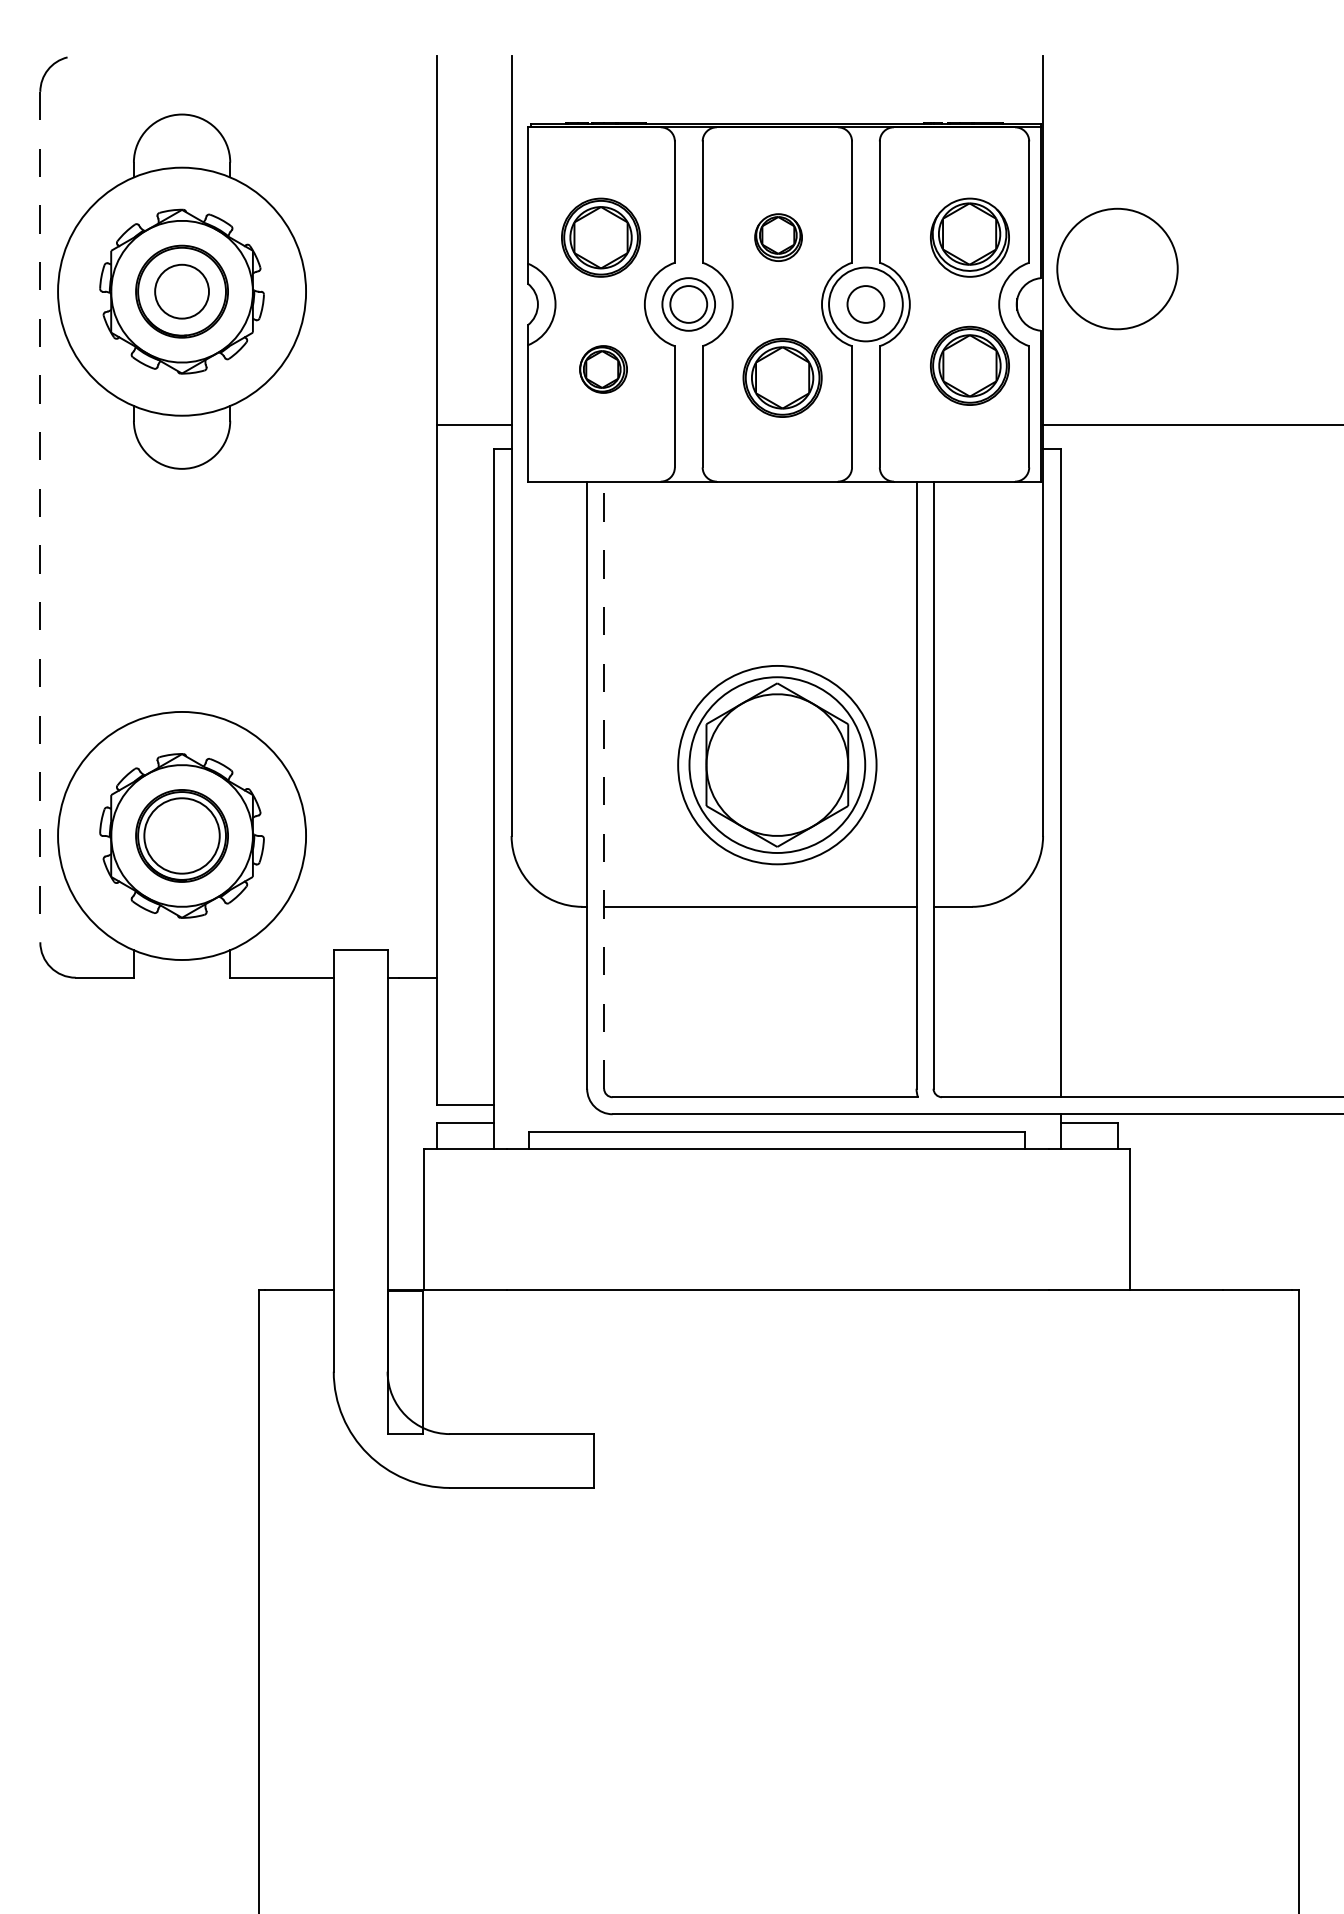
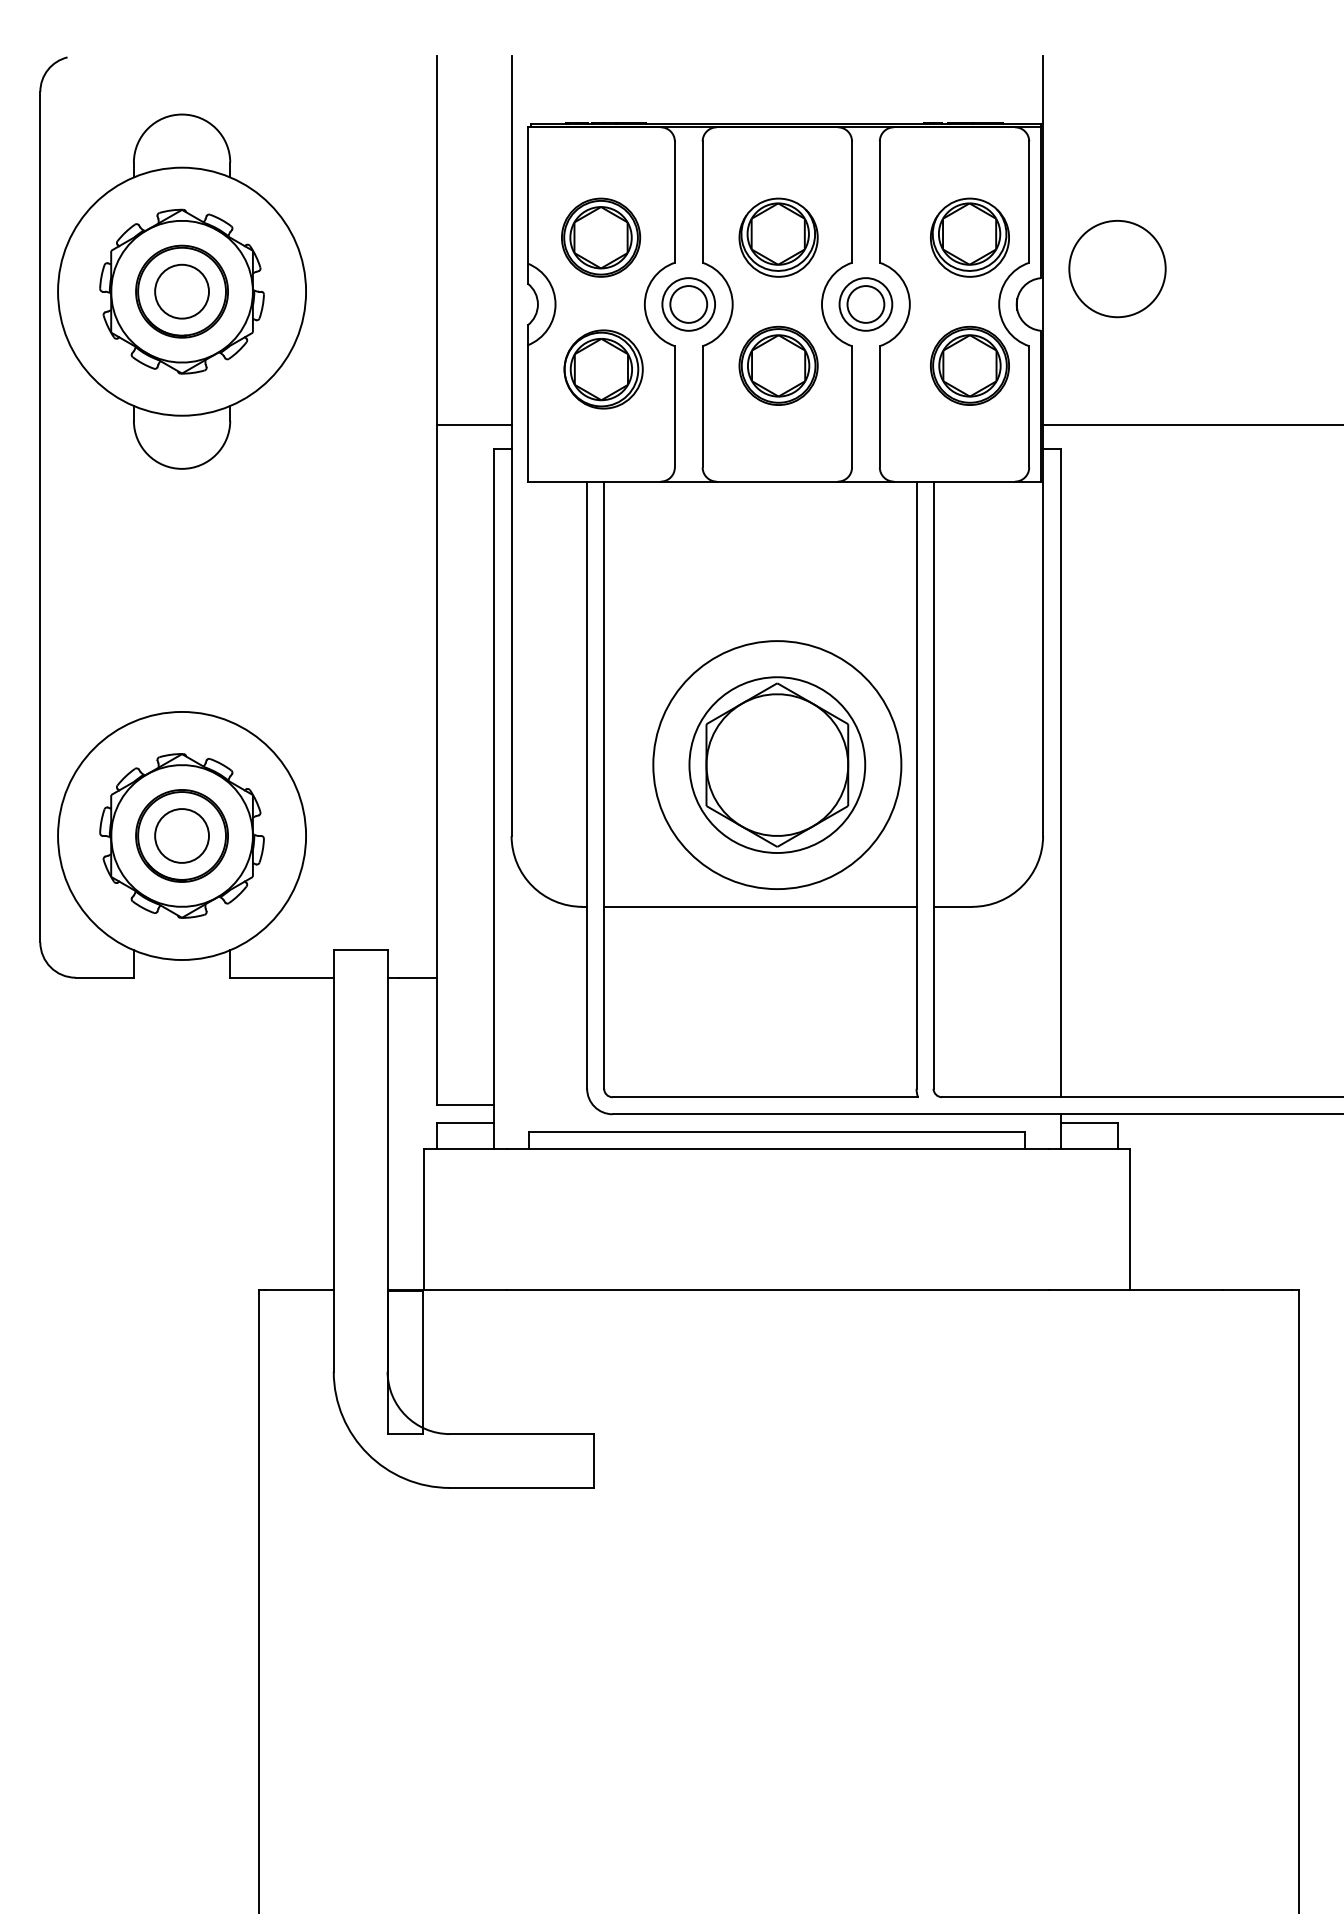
part size: 49x49 px -> 81x81 px (778, 237)
circle diameter: 120 px -> 96 px (1117, 268)
circle diameter: 74 px -> 53 px (865, 304)
part size: 49x49 px -> 81x81 px (603, 369)
part position: (782, 377) -> (778, 365) (778, 365)
line: dashed -> solid (40, 517)
circle diameter: 198 px -> 248 px (777, 765)
line: dashed -> solid (604, 785)
circle diameter: 75 px -> 54 px (182, 835)
